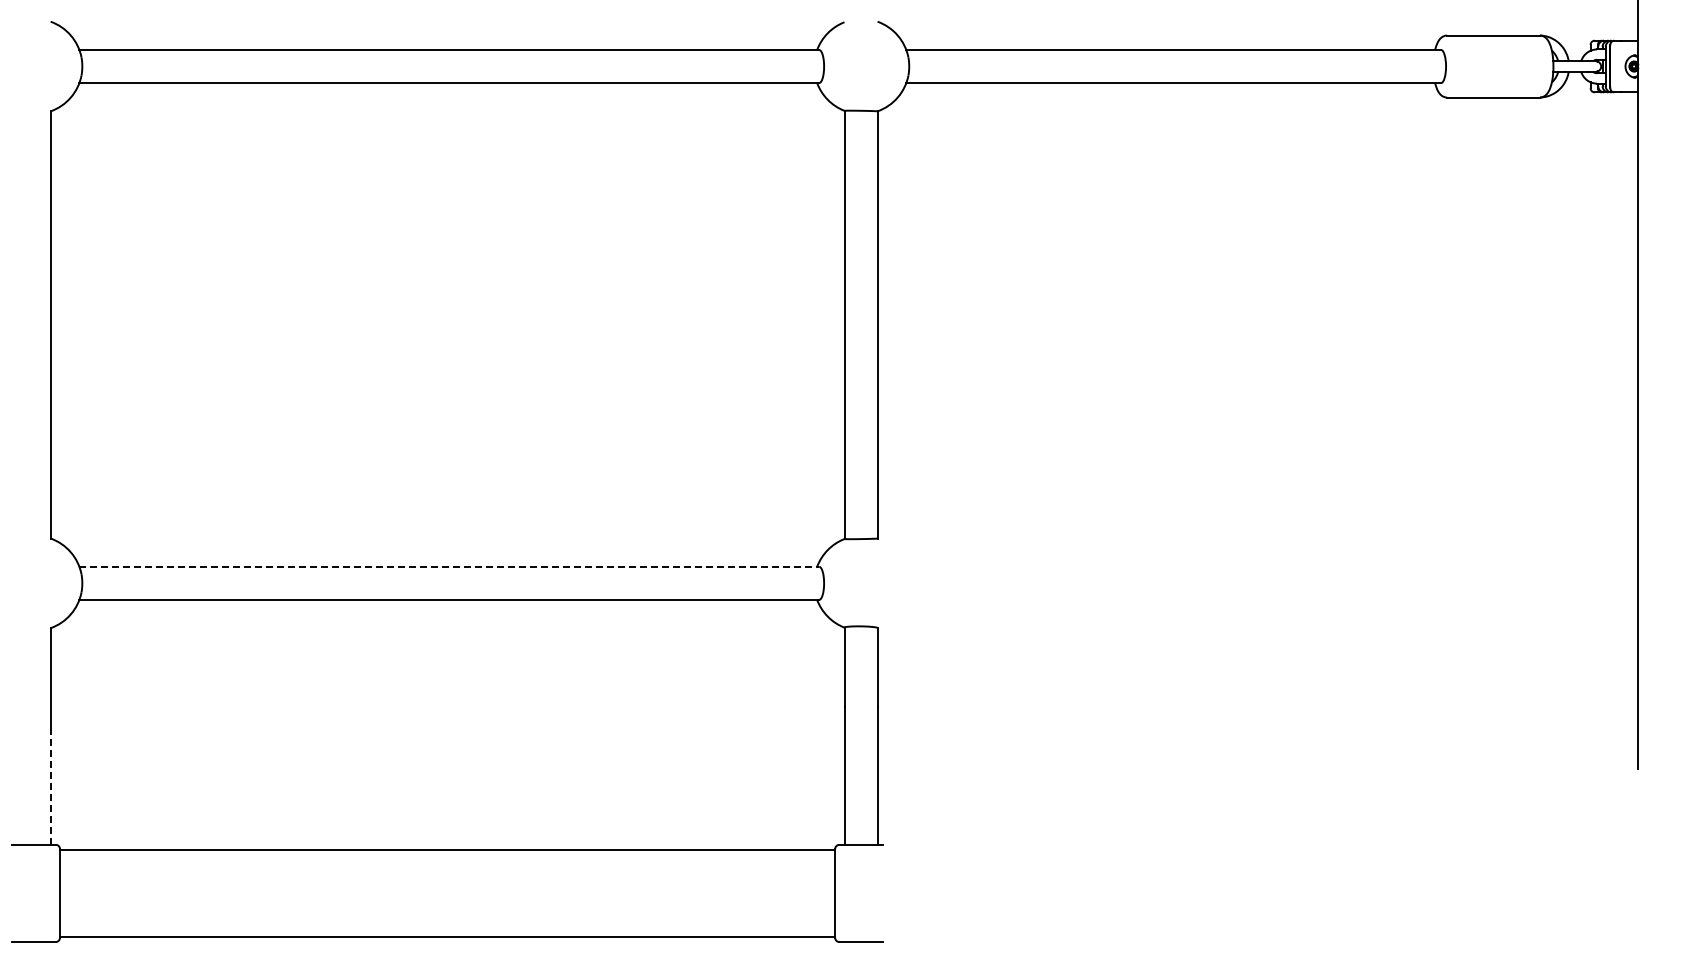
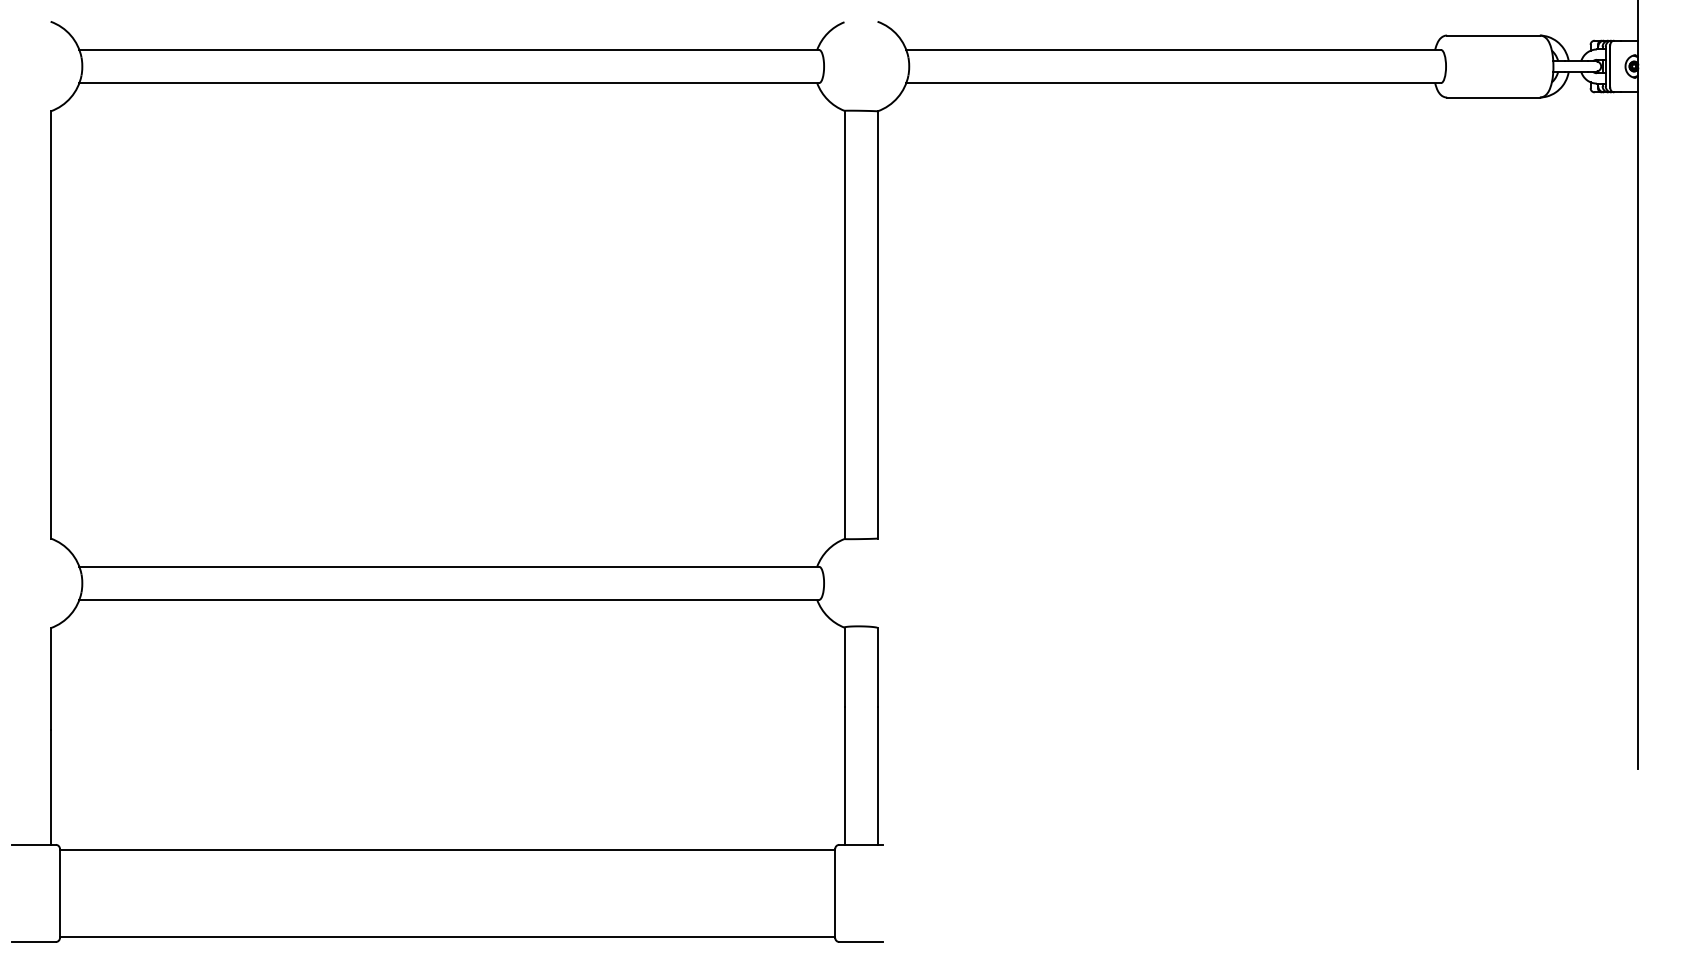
line: dashed -> solid (449, 566)
line: dashed -> solid (50, 787)
